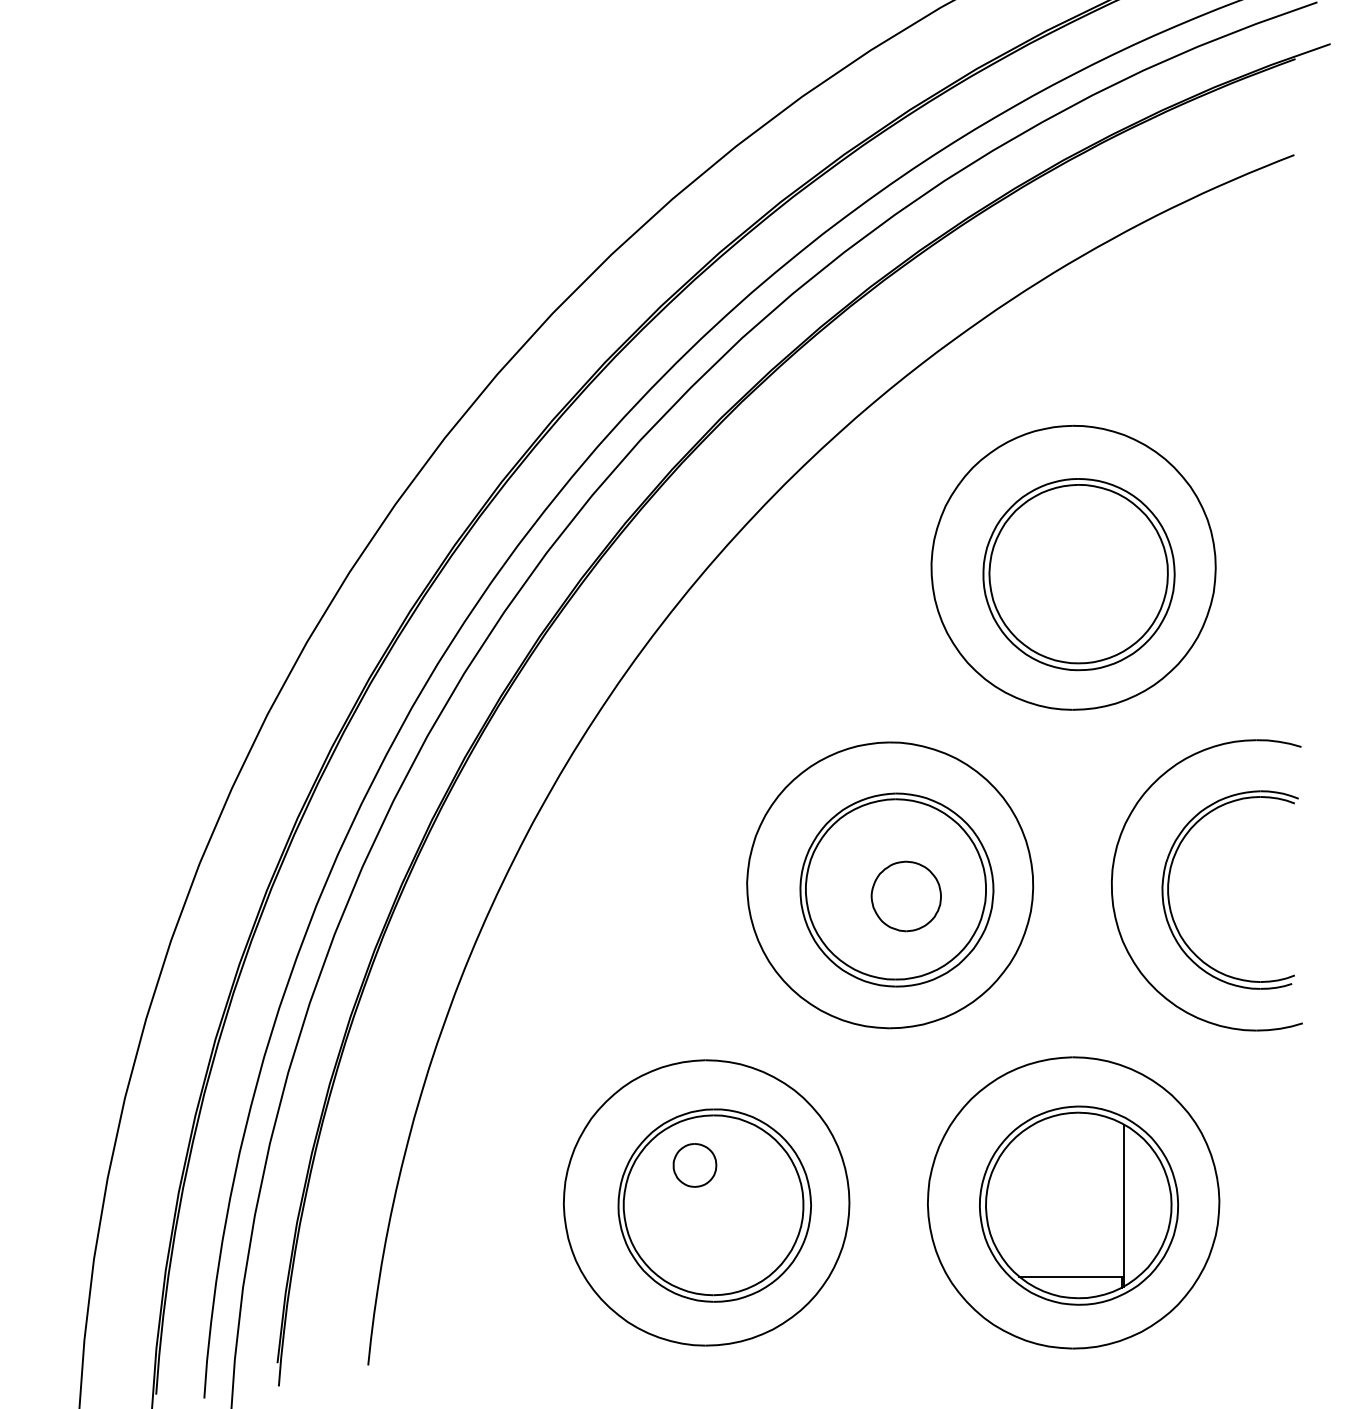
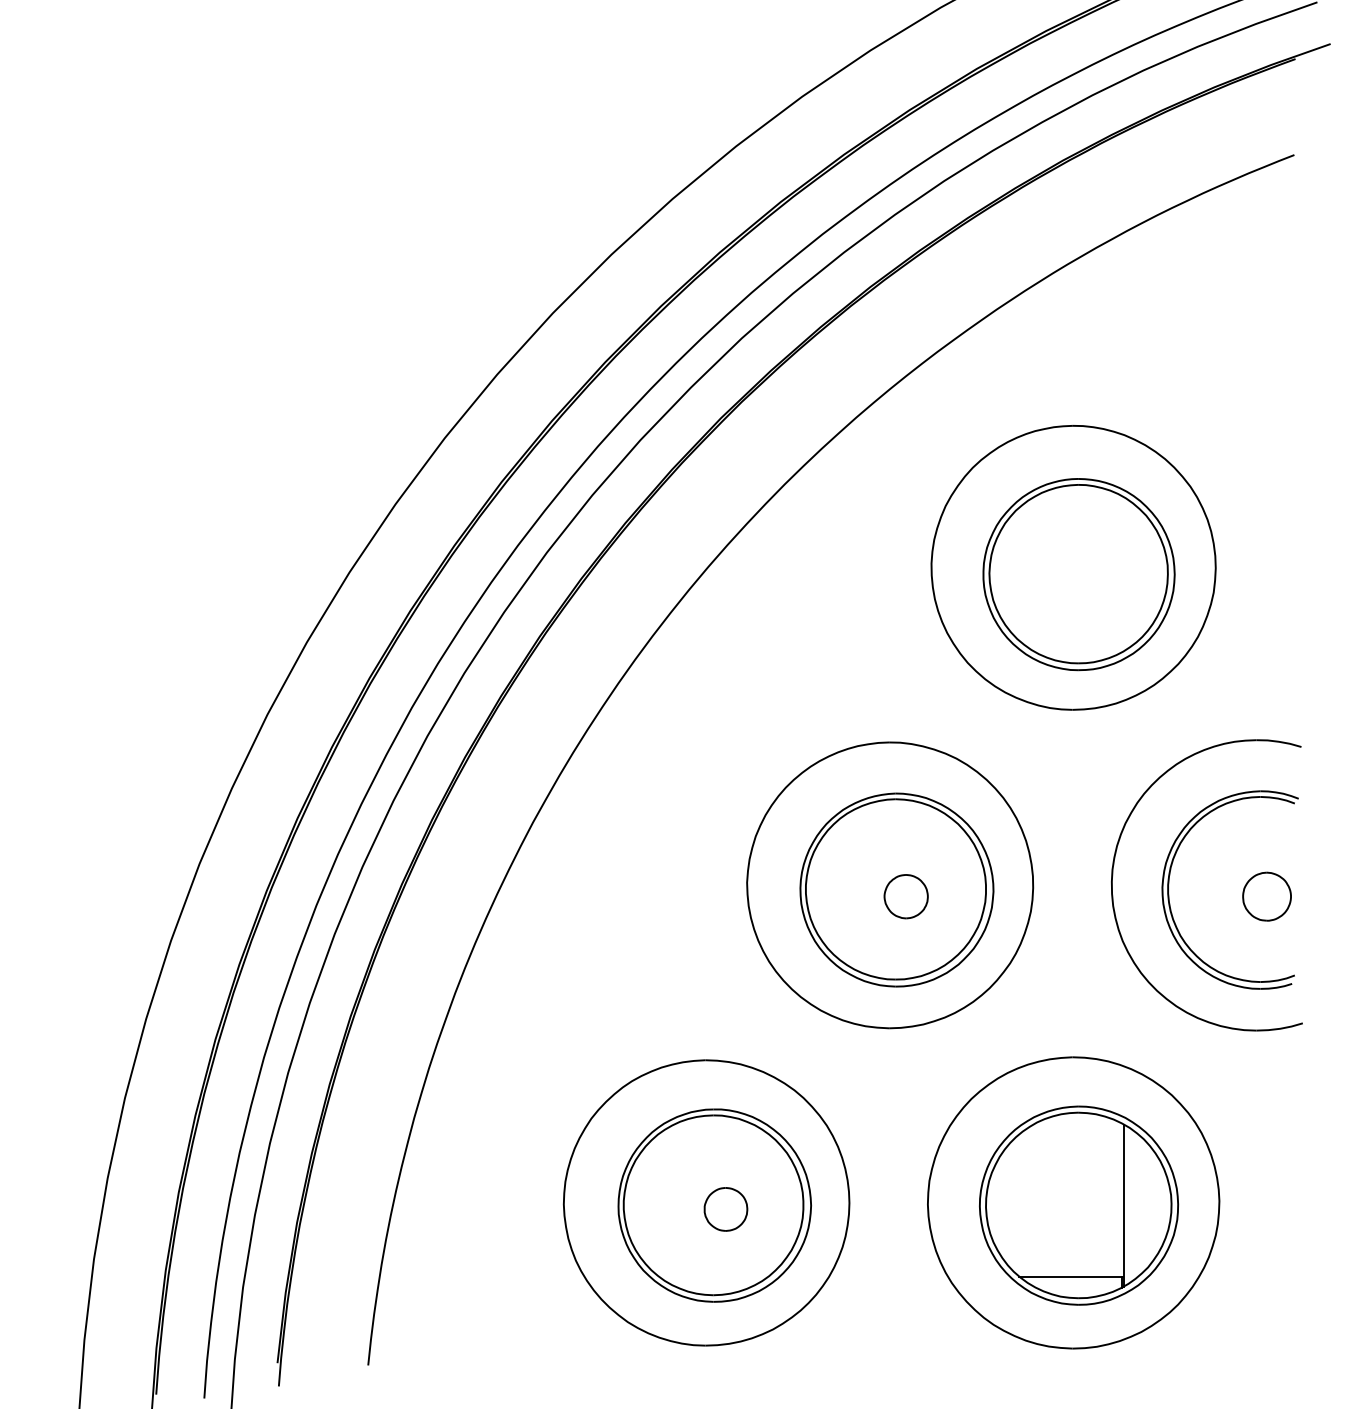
part size: 72x73 px -> 46x46 px (905, 896)
part: none -> present (1266, 896)
part position: (694, 1165) -> (725, 1209) (725, 1209)
